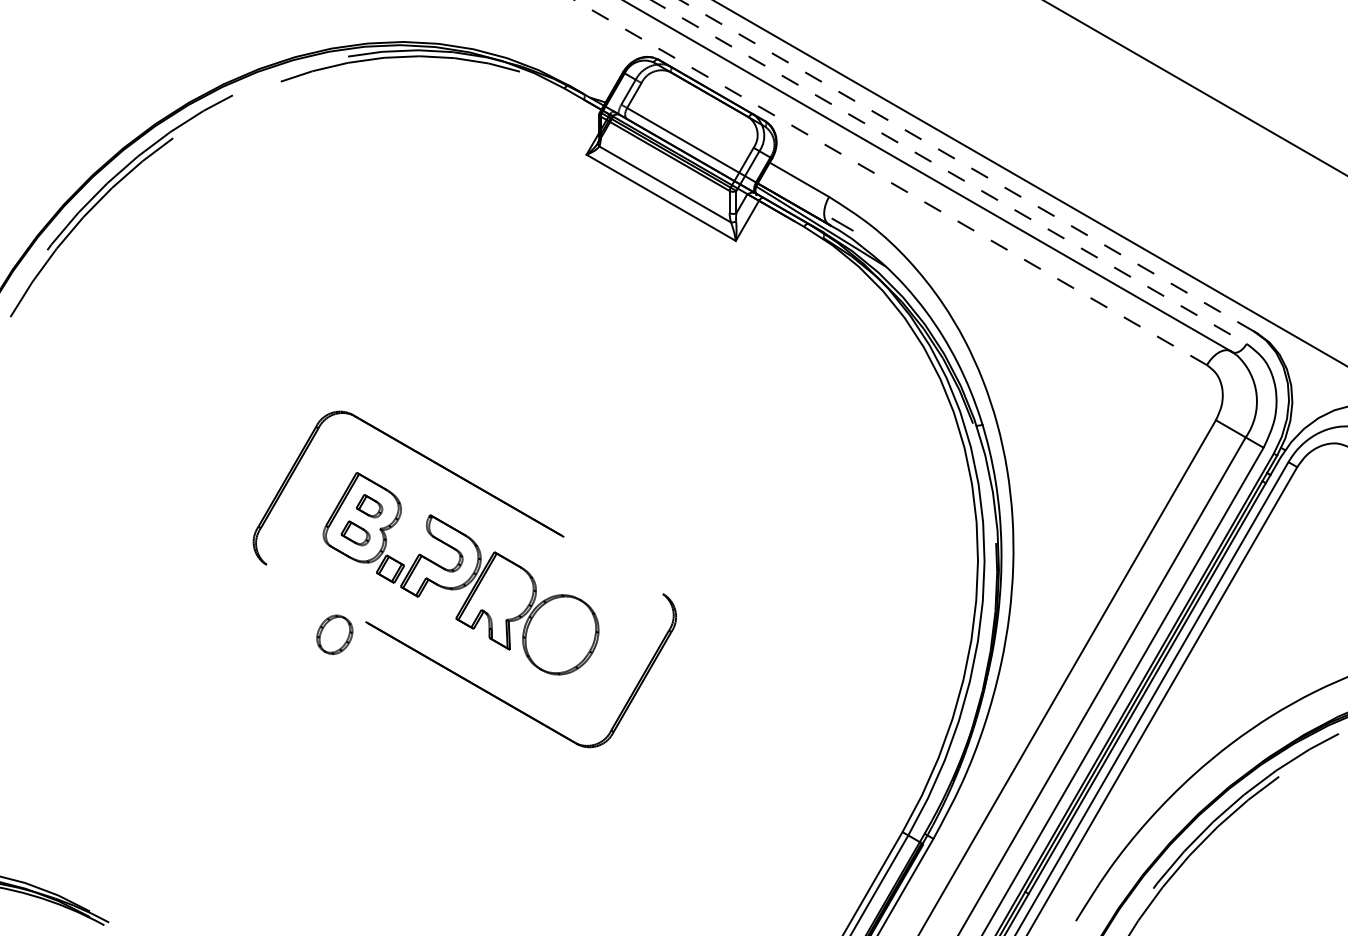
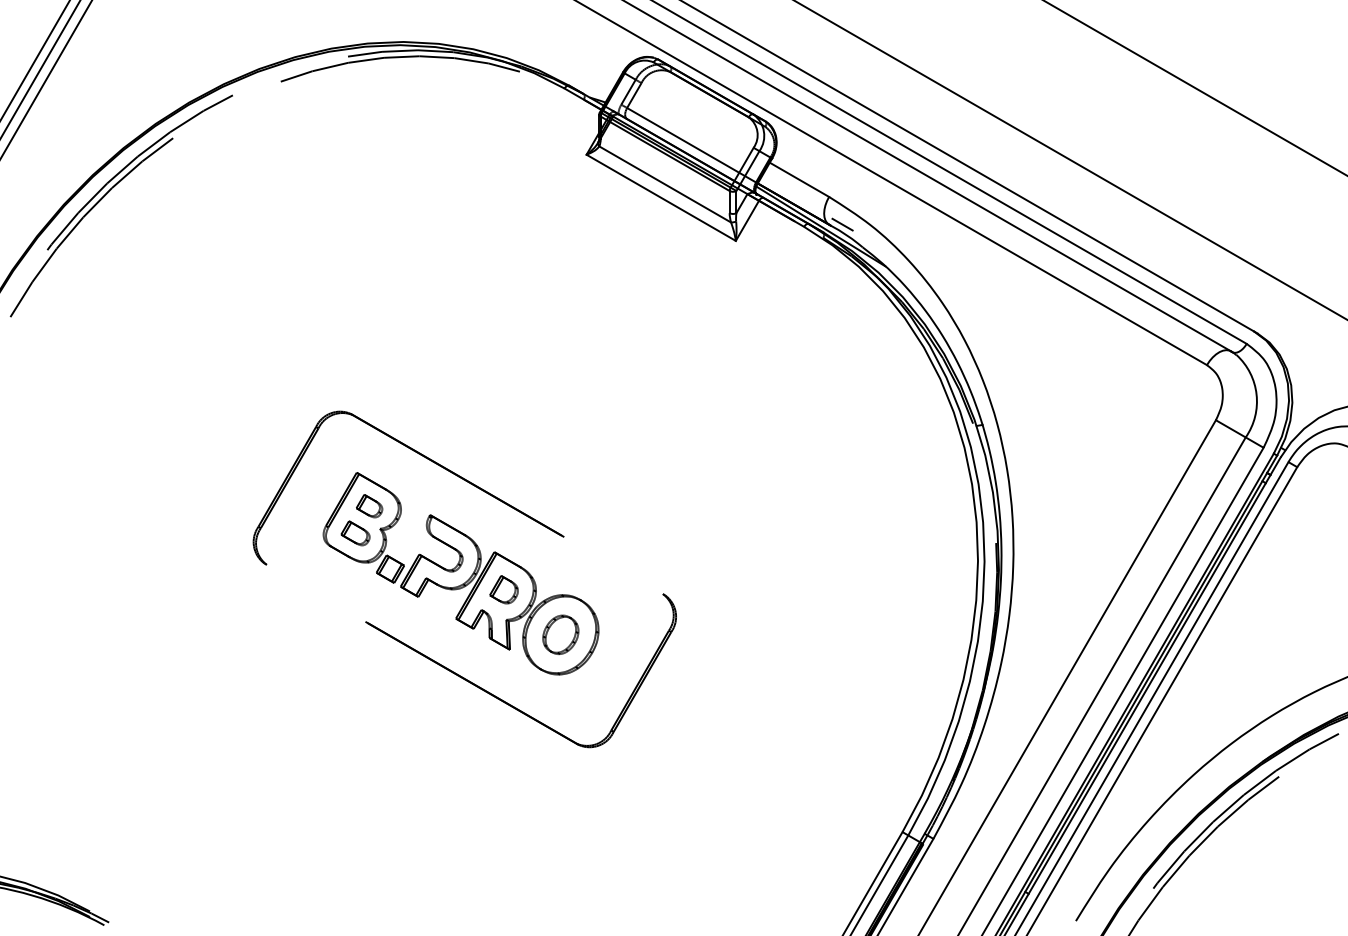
line: none -> present (35, 60)
line: none -> present (40, 68)
line: none -> present (46, 79)
line: dashed -> solid (966, 165)
line: dashed -> solid (948, 171)
line: dashed -> solid (890, 182)
line position: (1030, 183) -> (1070, 160) (1070, 160)
part: none -> present (503, 589)
part position: (334, 634) -> (560, 634) (560, 634)
